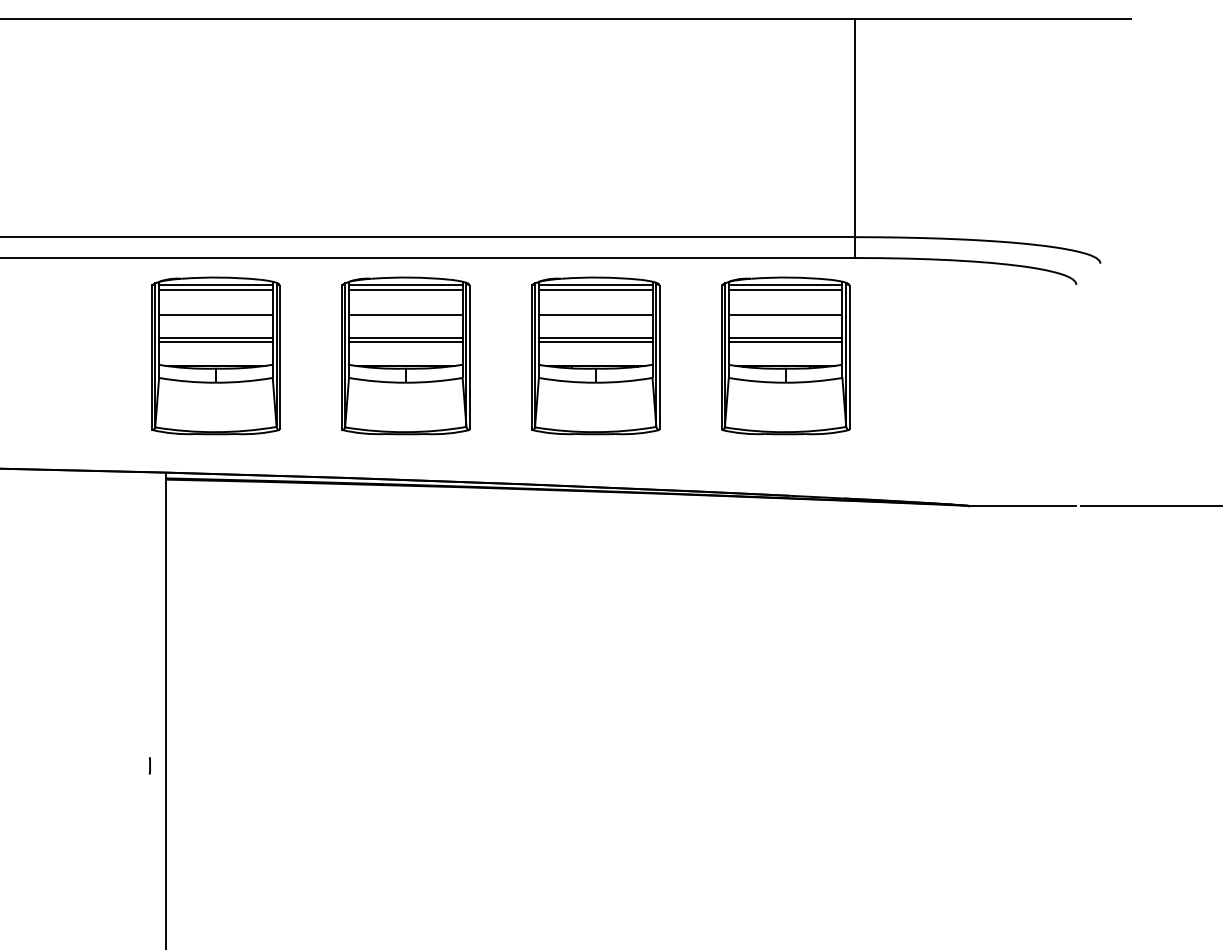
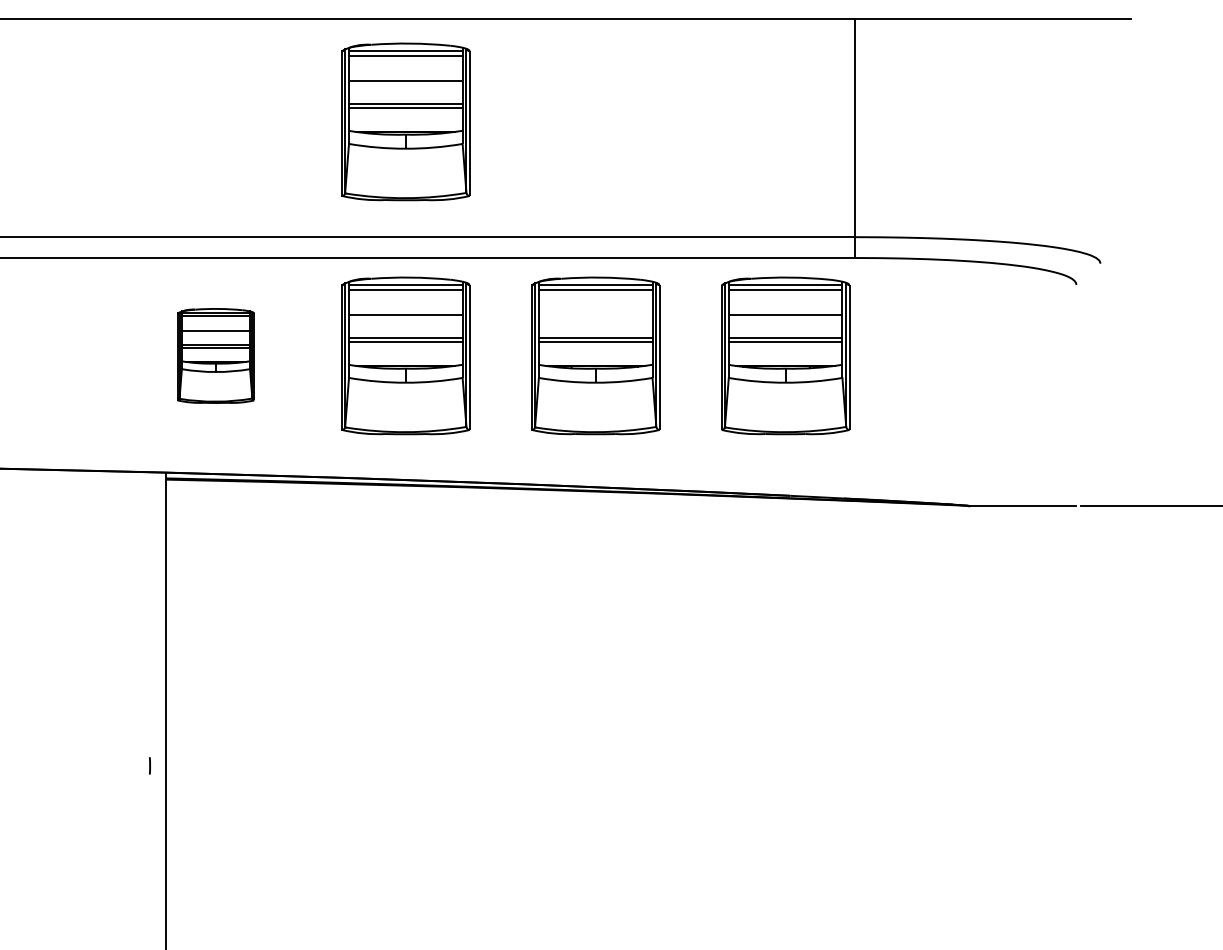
part: none -> present (405, 121)
line: present -> none (595, 314)
part size: 130x160 px -> 78x96 px (215, 355)
